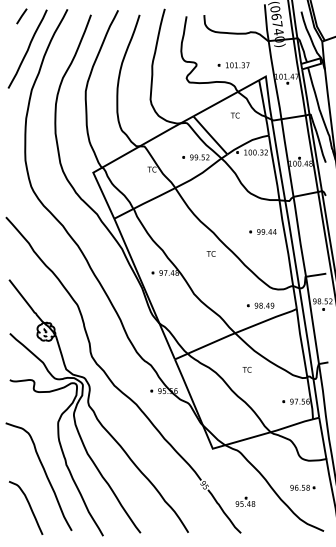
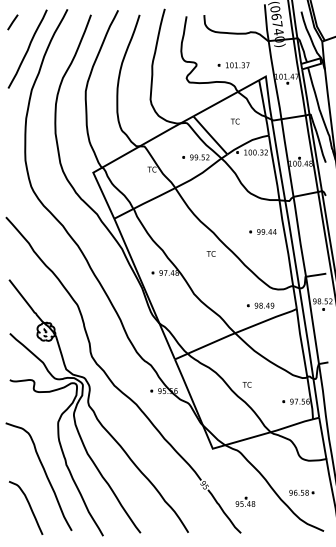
line position: (21, 16) -> (12, 22) (12, 22)
text position: (235, 115) -> (235, 121) (235, 121)
text position: (246, 369) -> (246, 384) (246, 384)
part position: (302, 487) -> (301, 492) (301, 492)
